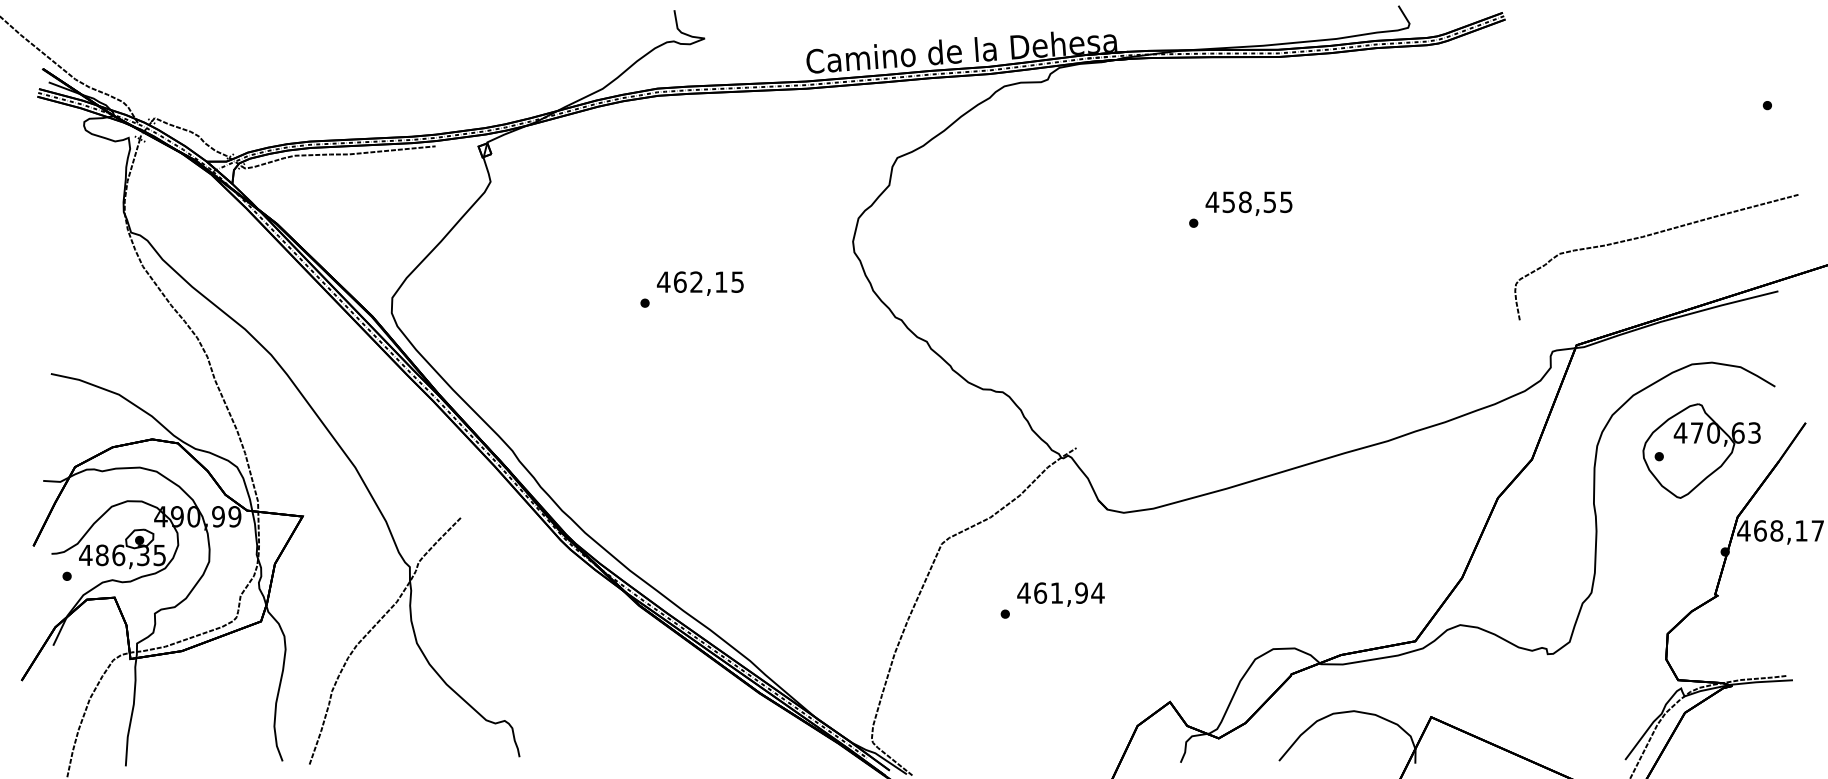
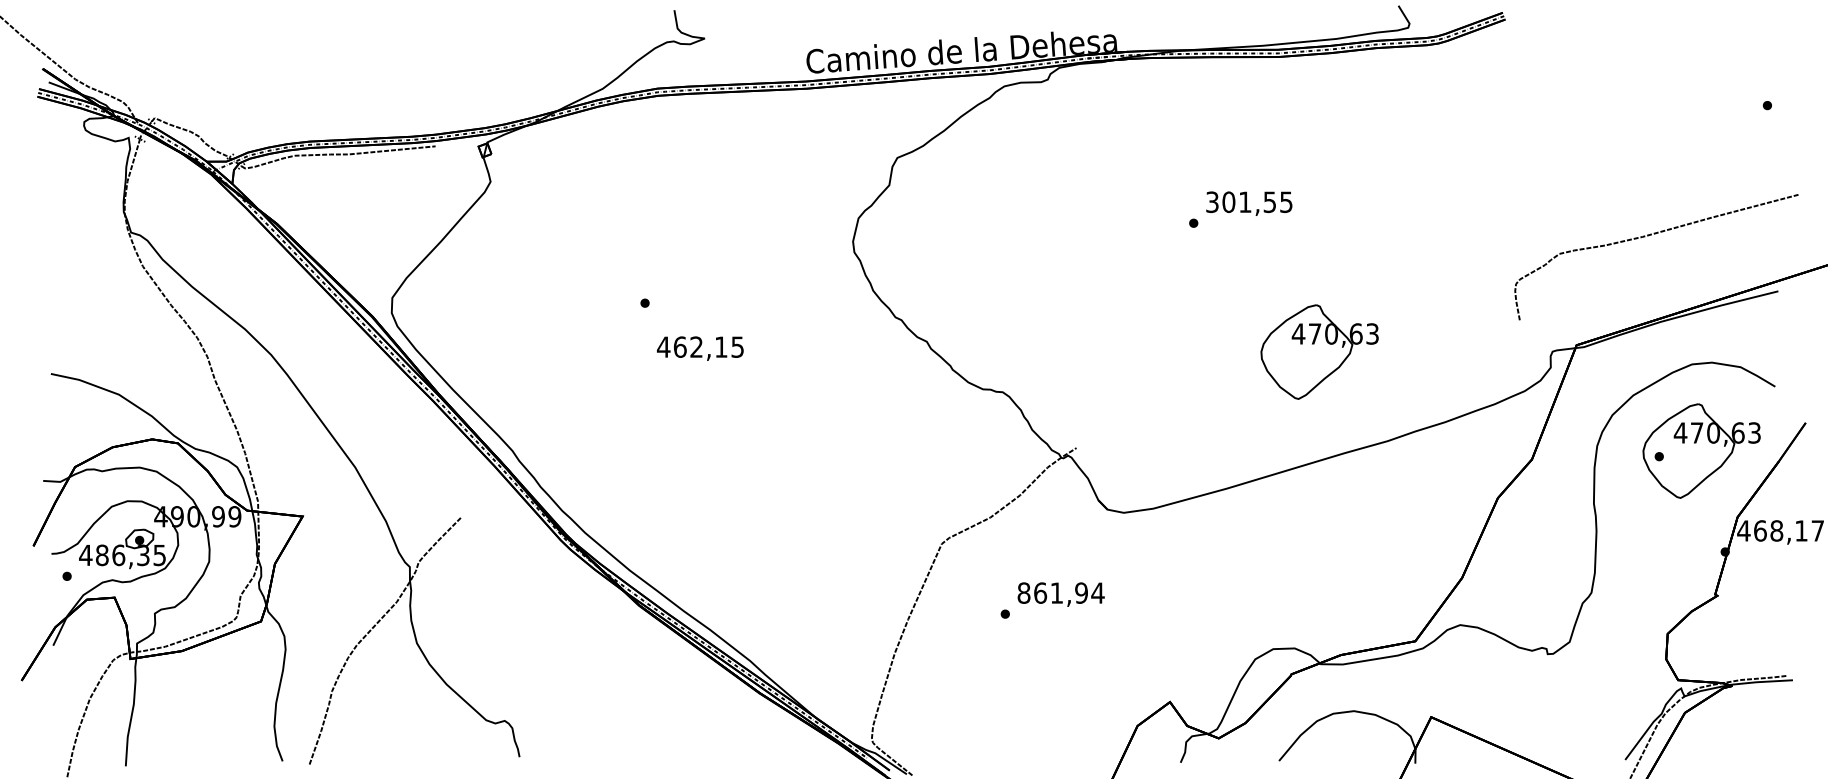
text: 458,55 -> 301,55 (1228, 202)
text position: (700, 283) -> (700, 348) (700, 348)
part: none -> present (1319, 351)
text: 461,94 -> 861,94 (1023, 592)
